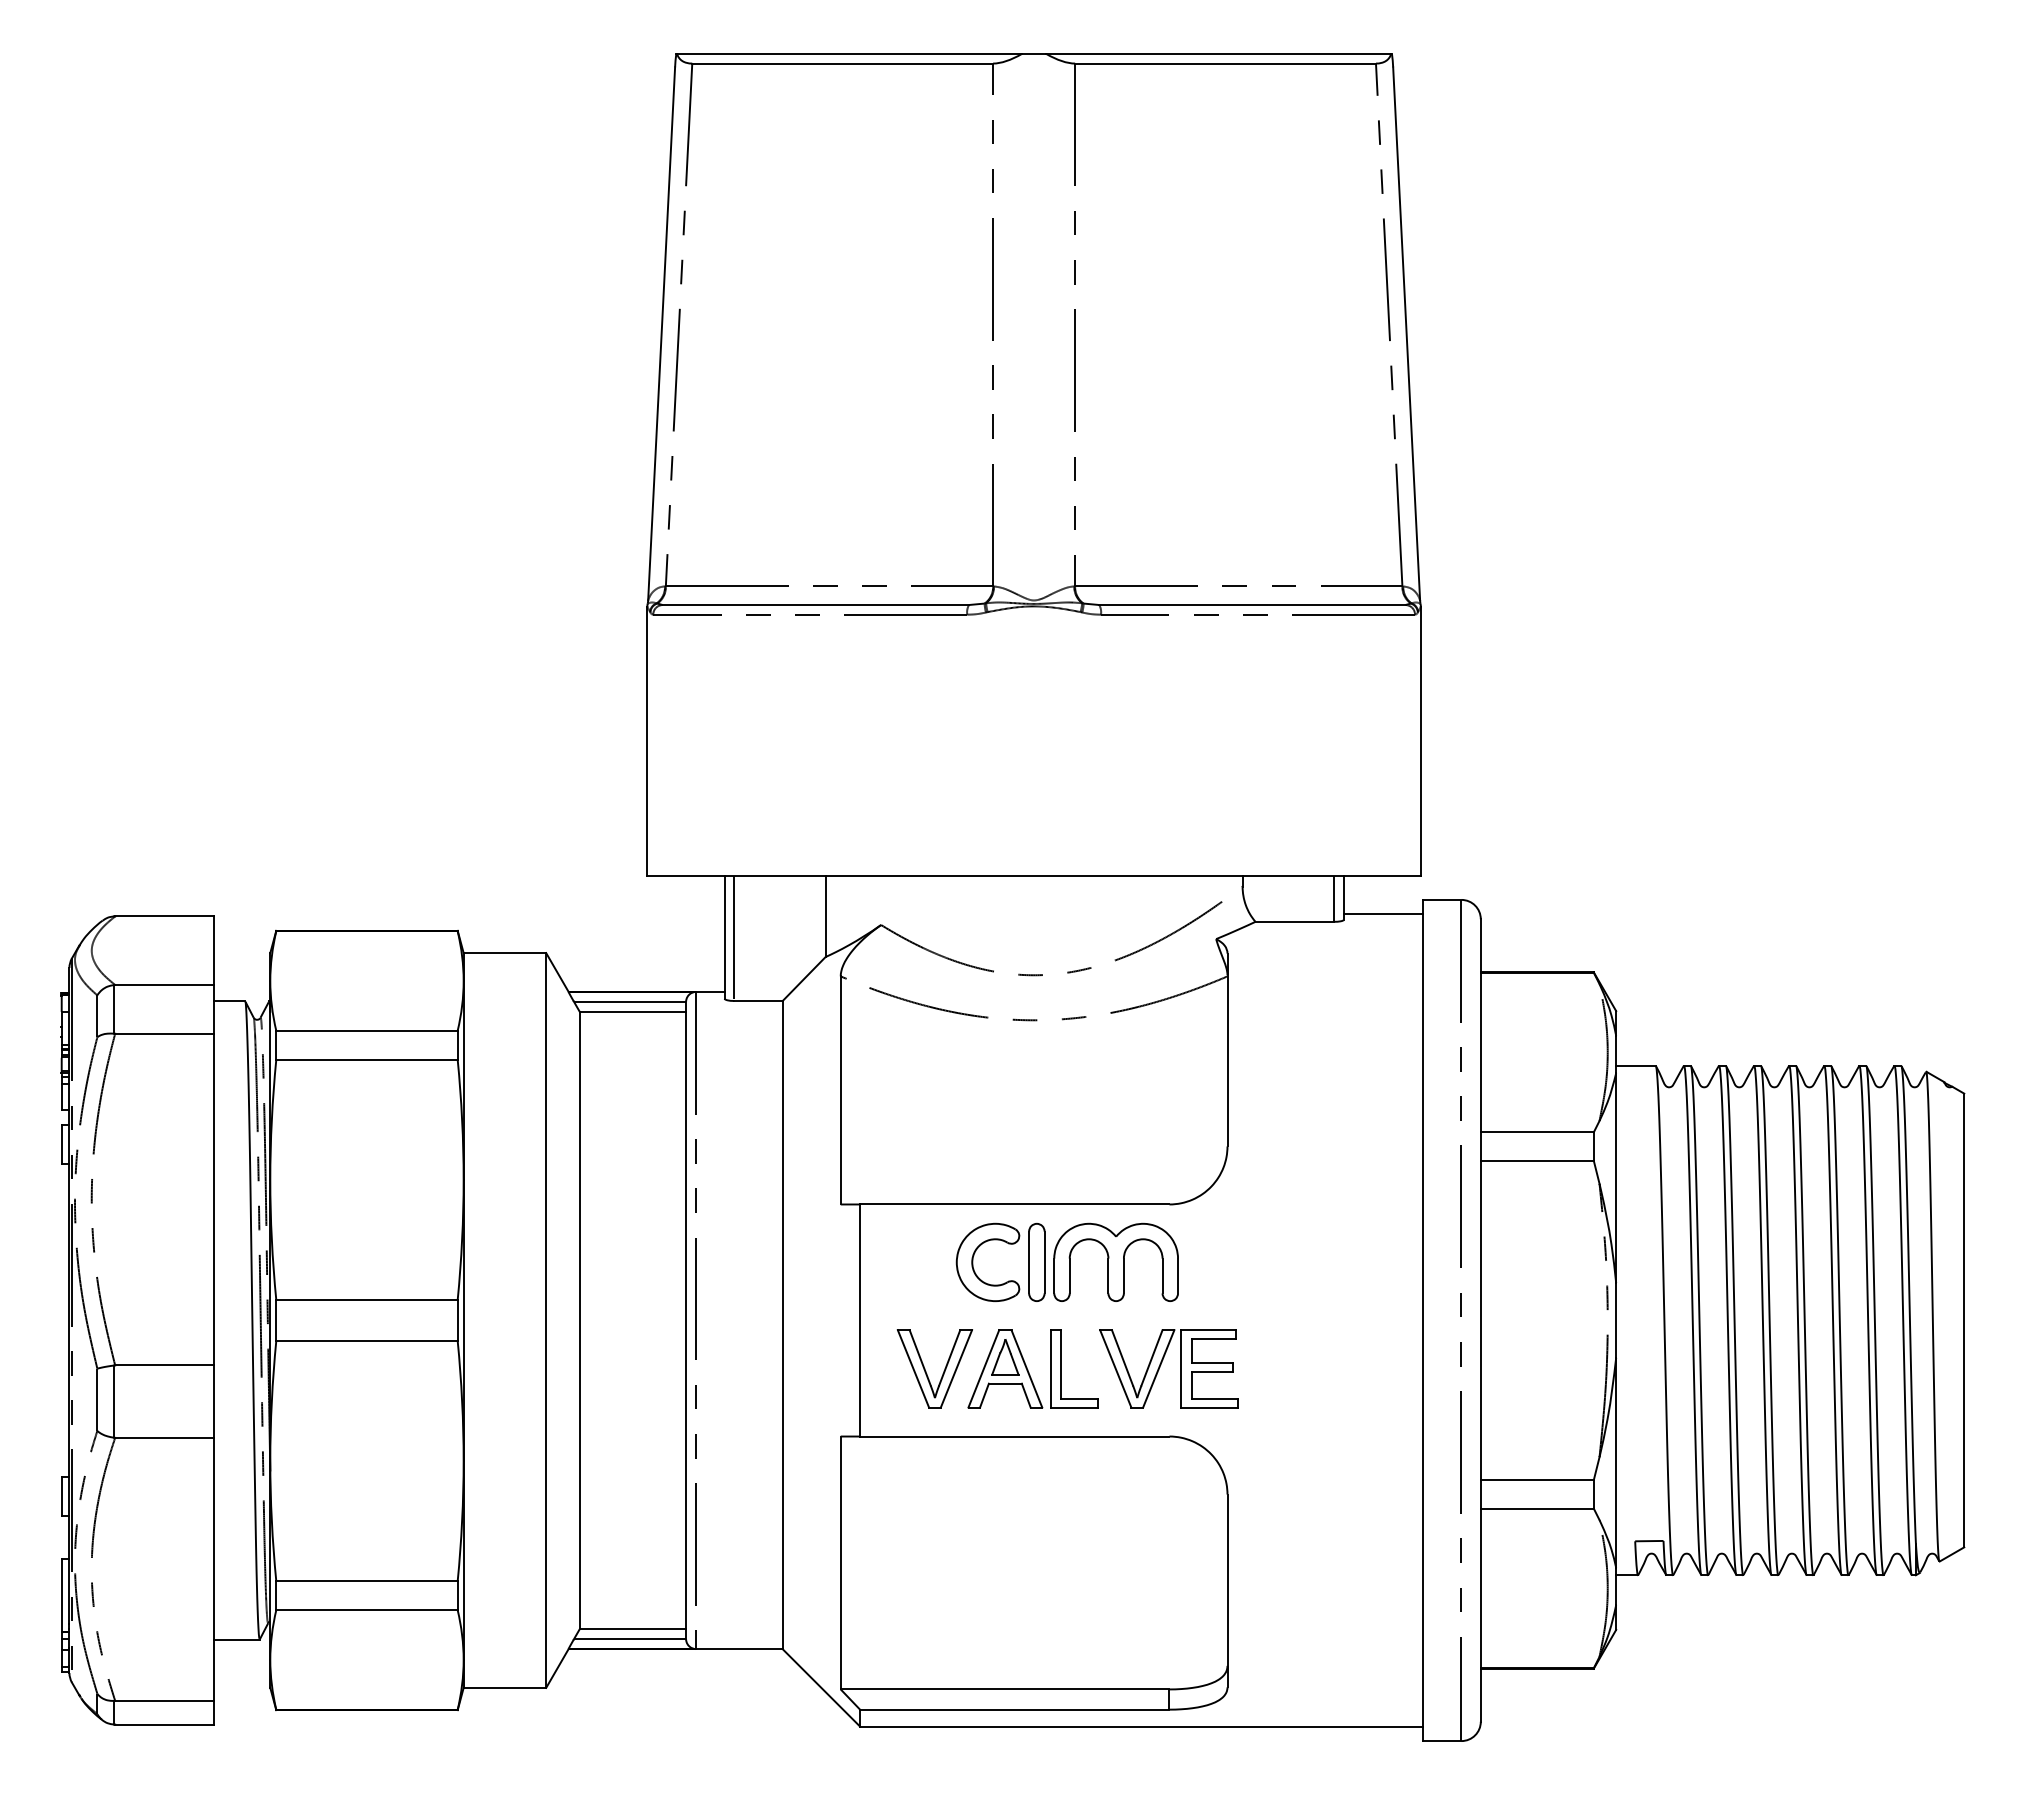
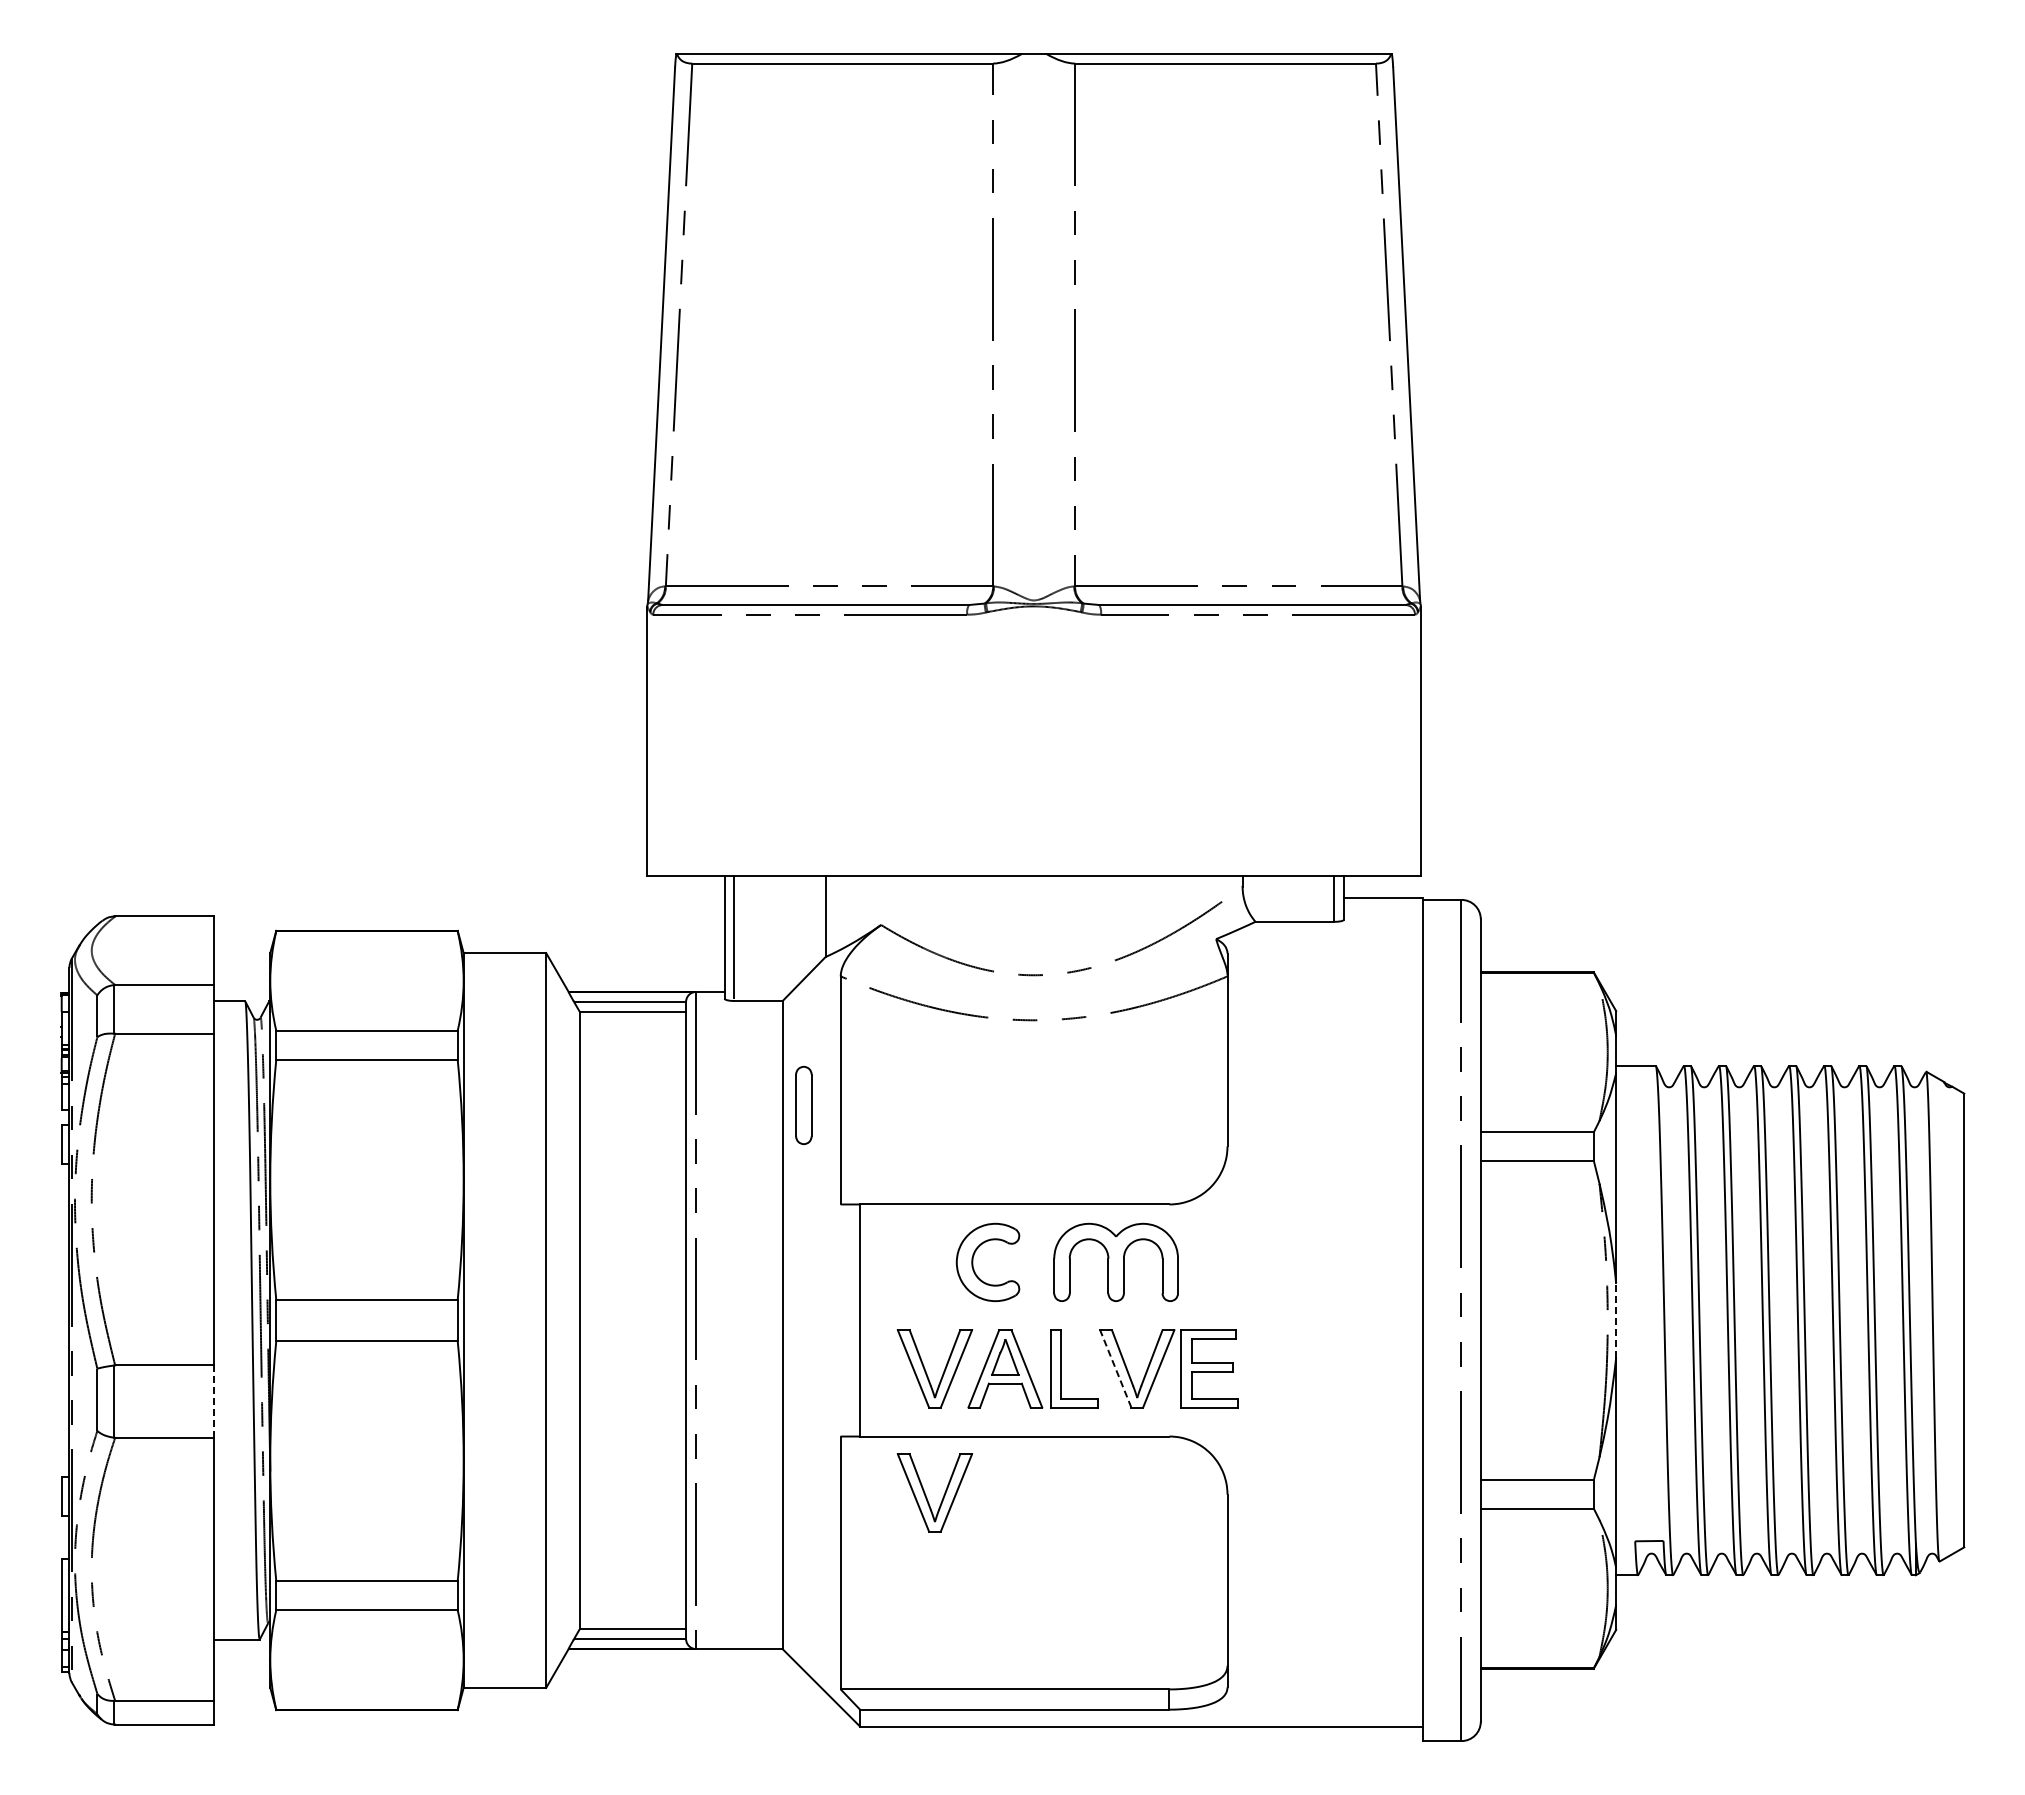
line position: (1382, 914) -> (1382, 898) (1382, 898)
part position: (1036, 1261) -> (803, 1104) (803, 1104)
line: solid -> dashed (1616, 1320)
line: solid -> dashed (1115, 1368)
line: solid -> dashed (214, 1402)
part: none -> present (926, 1495)
